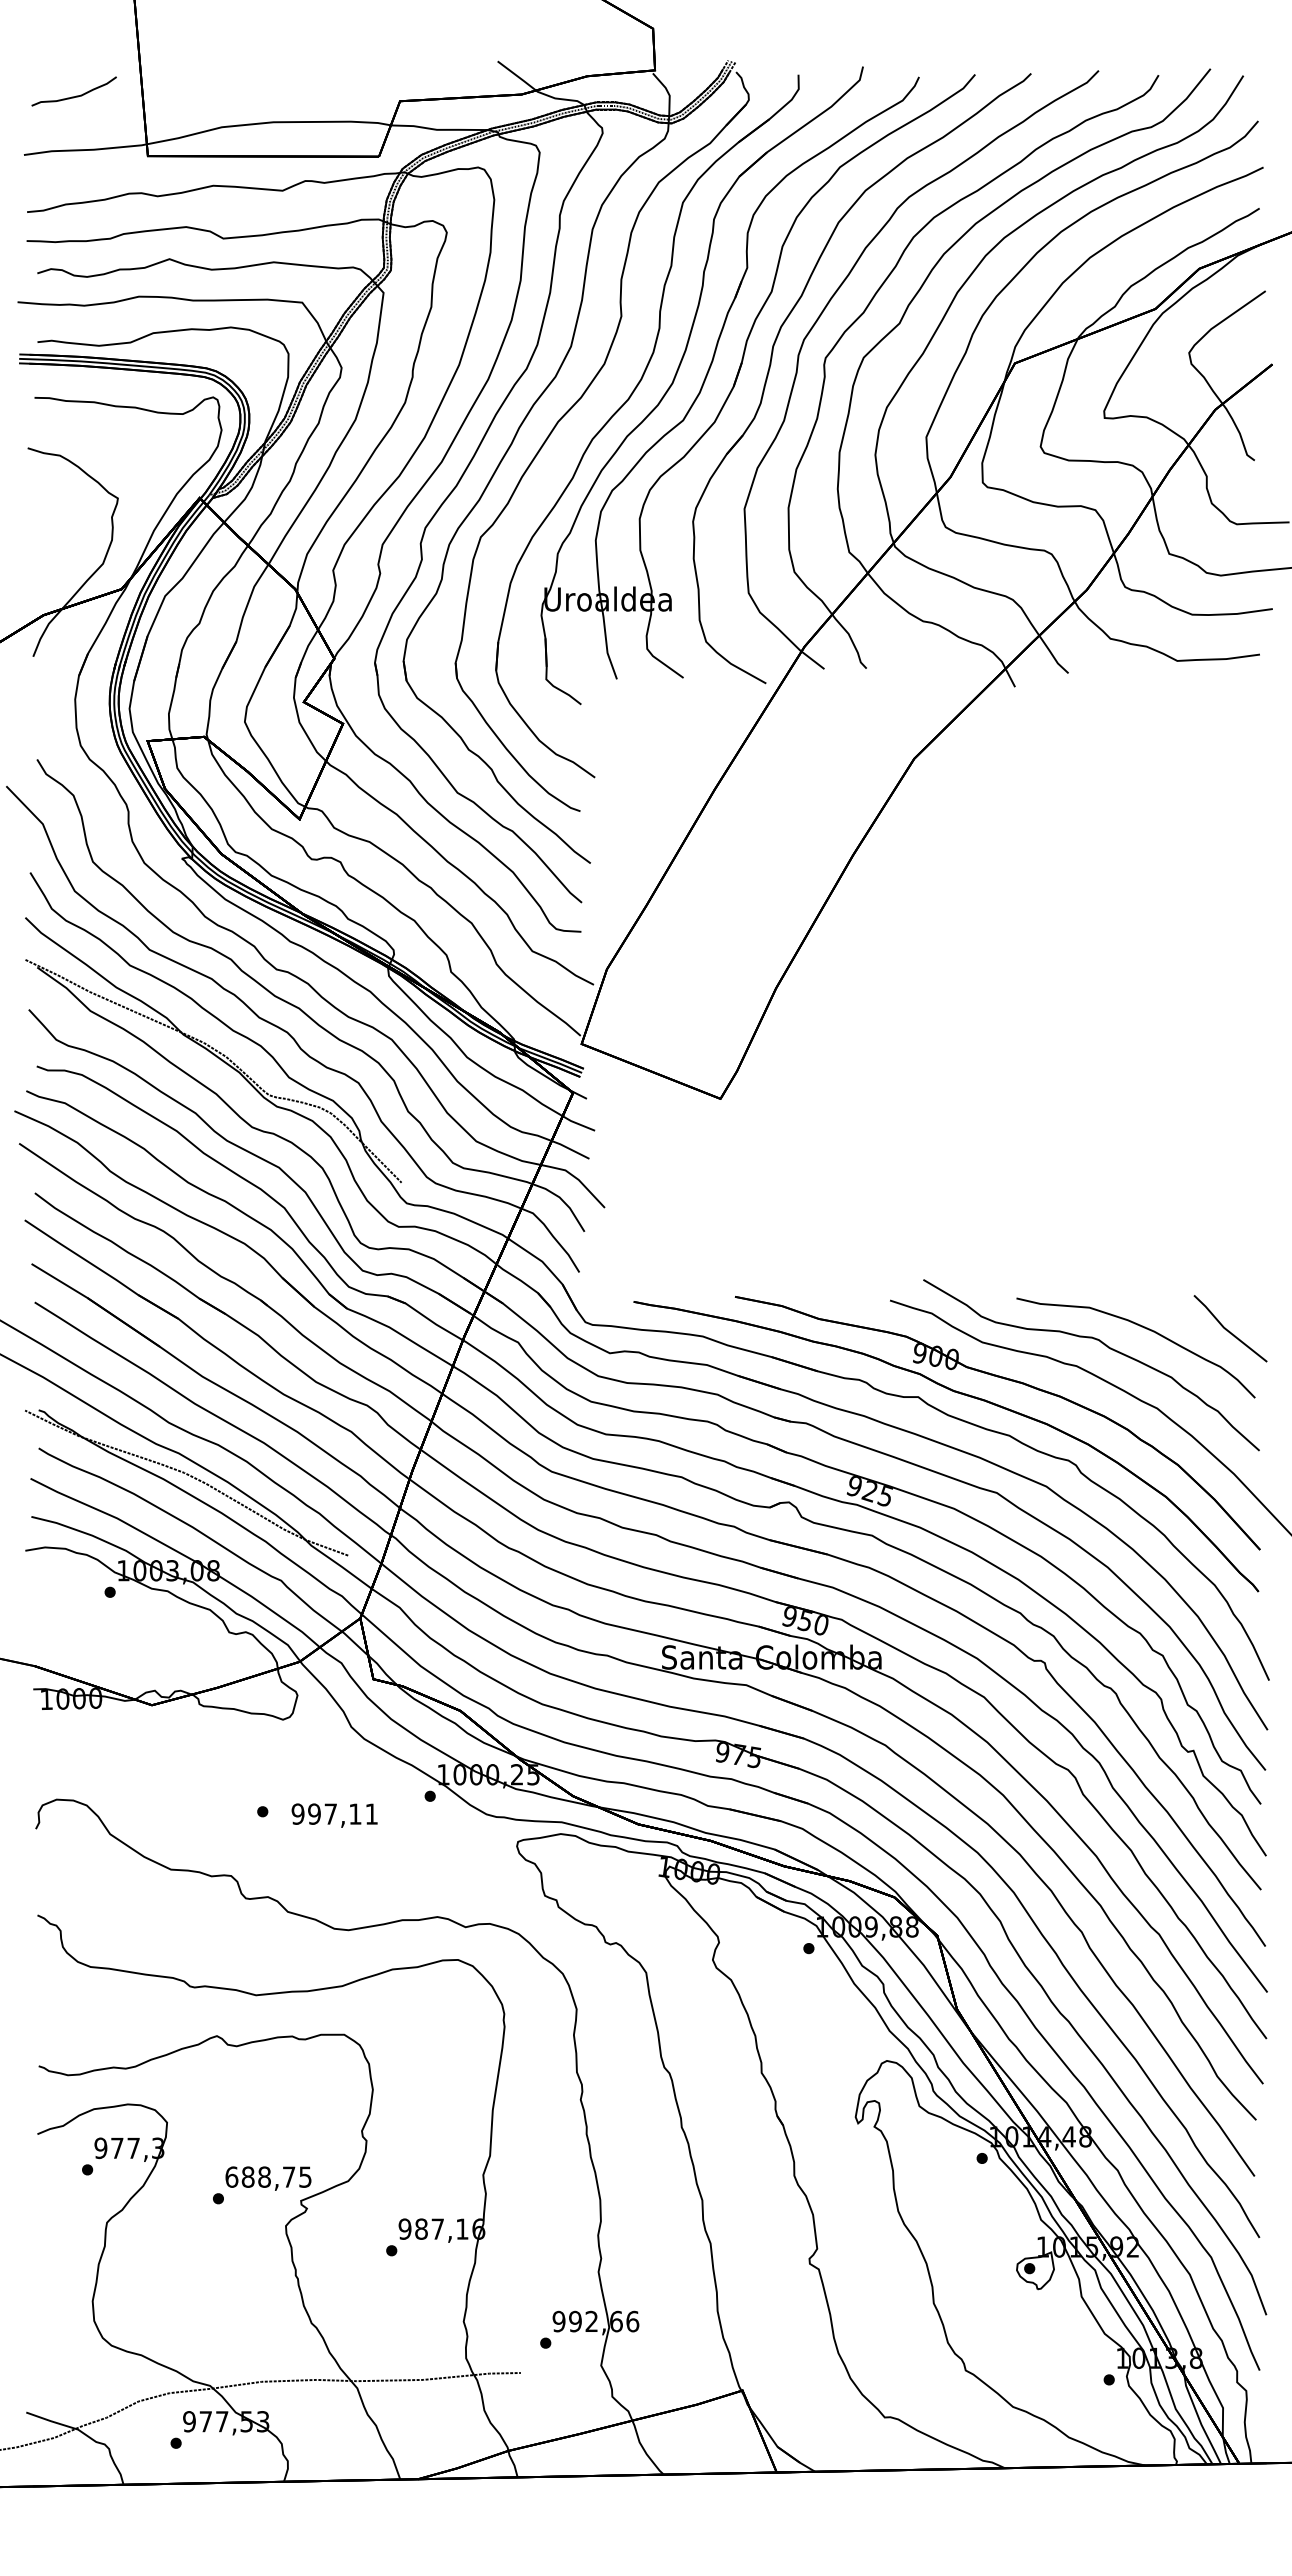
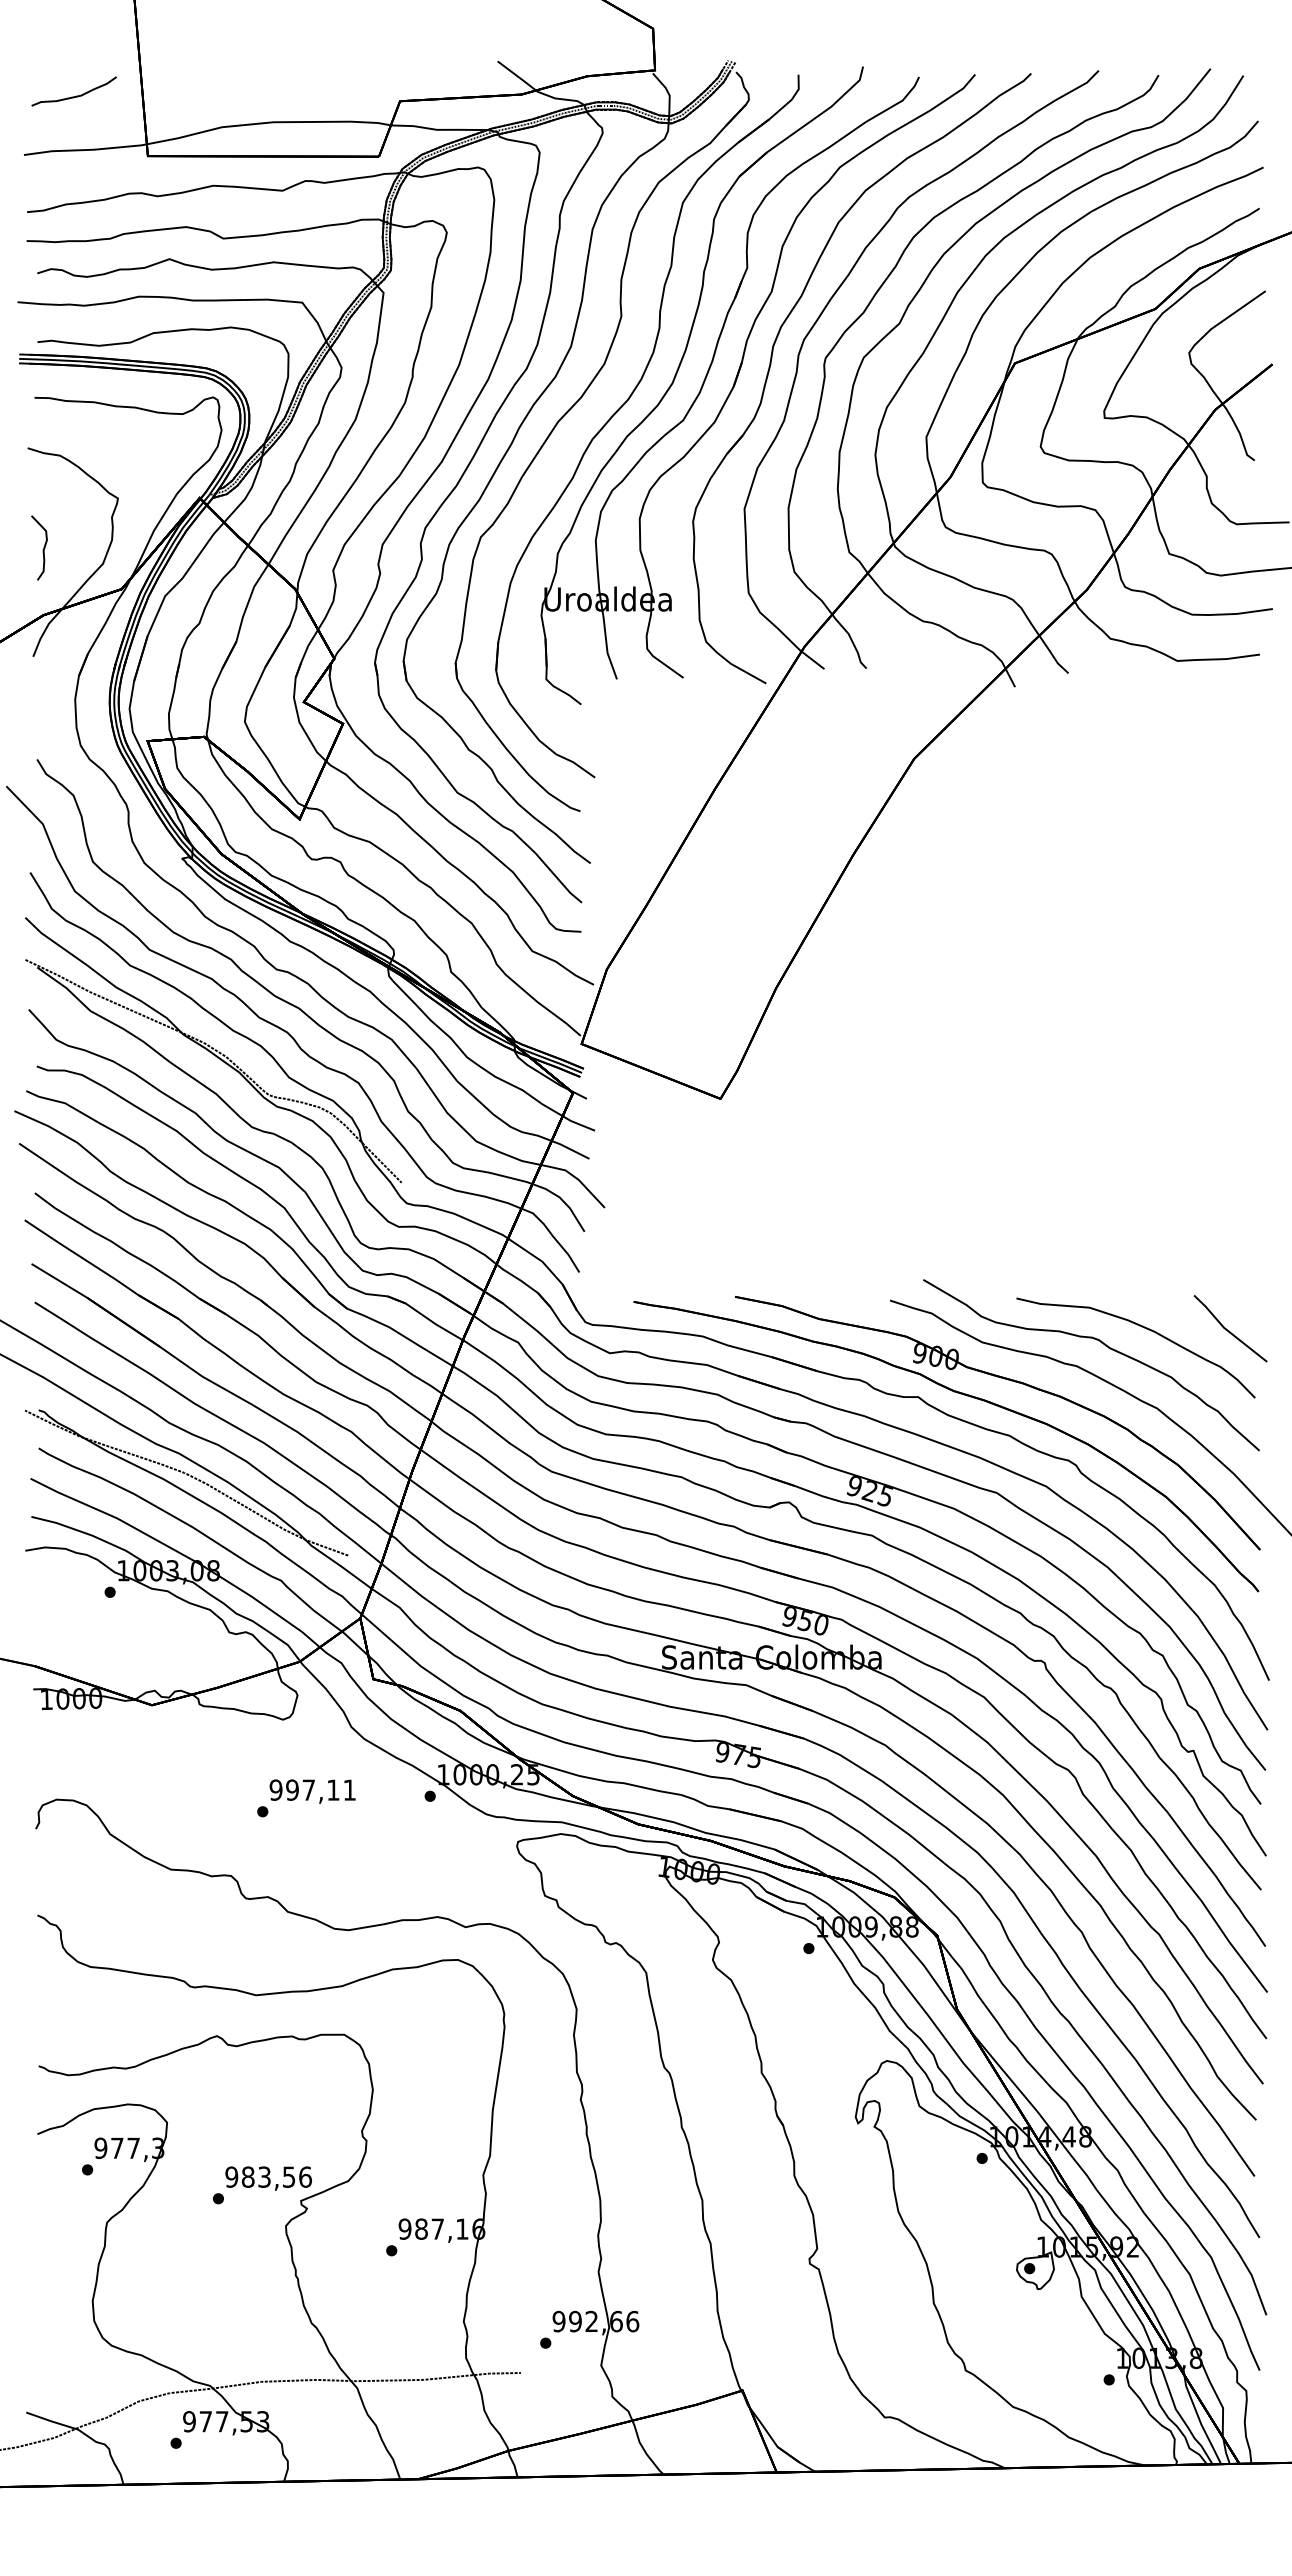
part: none -> present (39, 547)
text position: (334, 1815) -> (312, 1791) (312, 1791)
text: 688,75 -> 983,56 (268, 2176)
